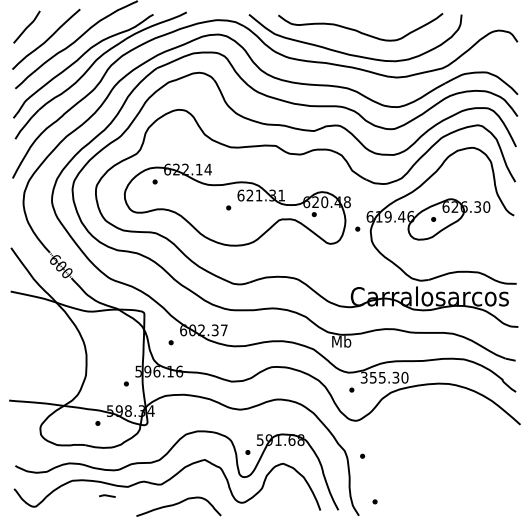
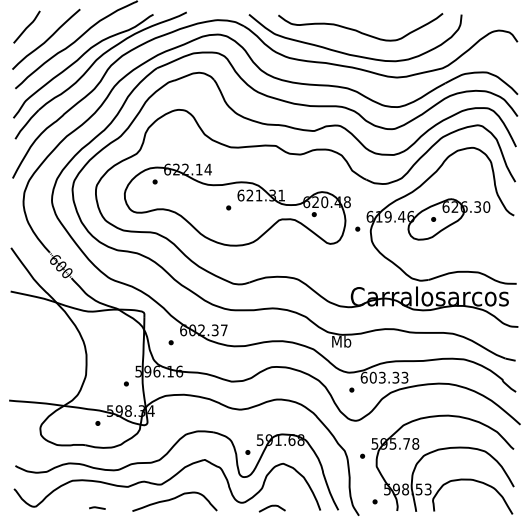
text: 355.30 -> 603.33 (384, 377)
part: none -> present (441, 450)
line position: (107, 495) -> (97, 507) (97, 507)
curve position: (178, 504) -> (174, 499) (174, 499)
curve: none -> present (270, 507)
